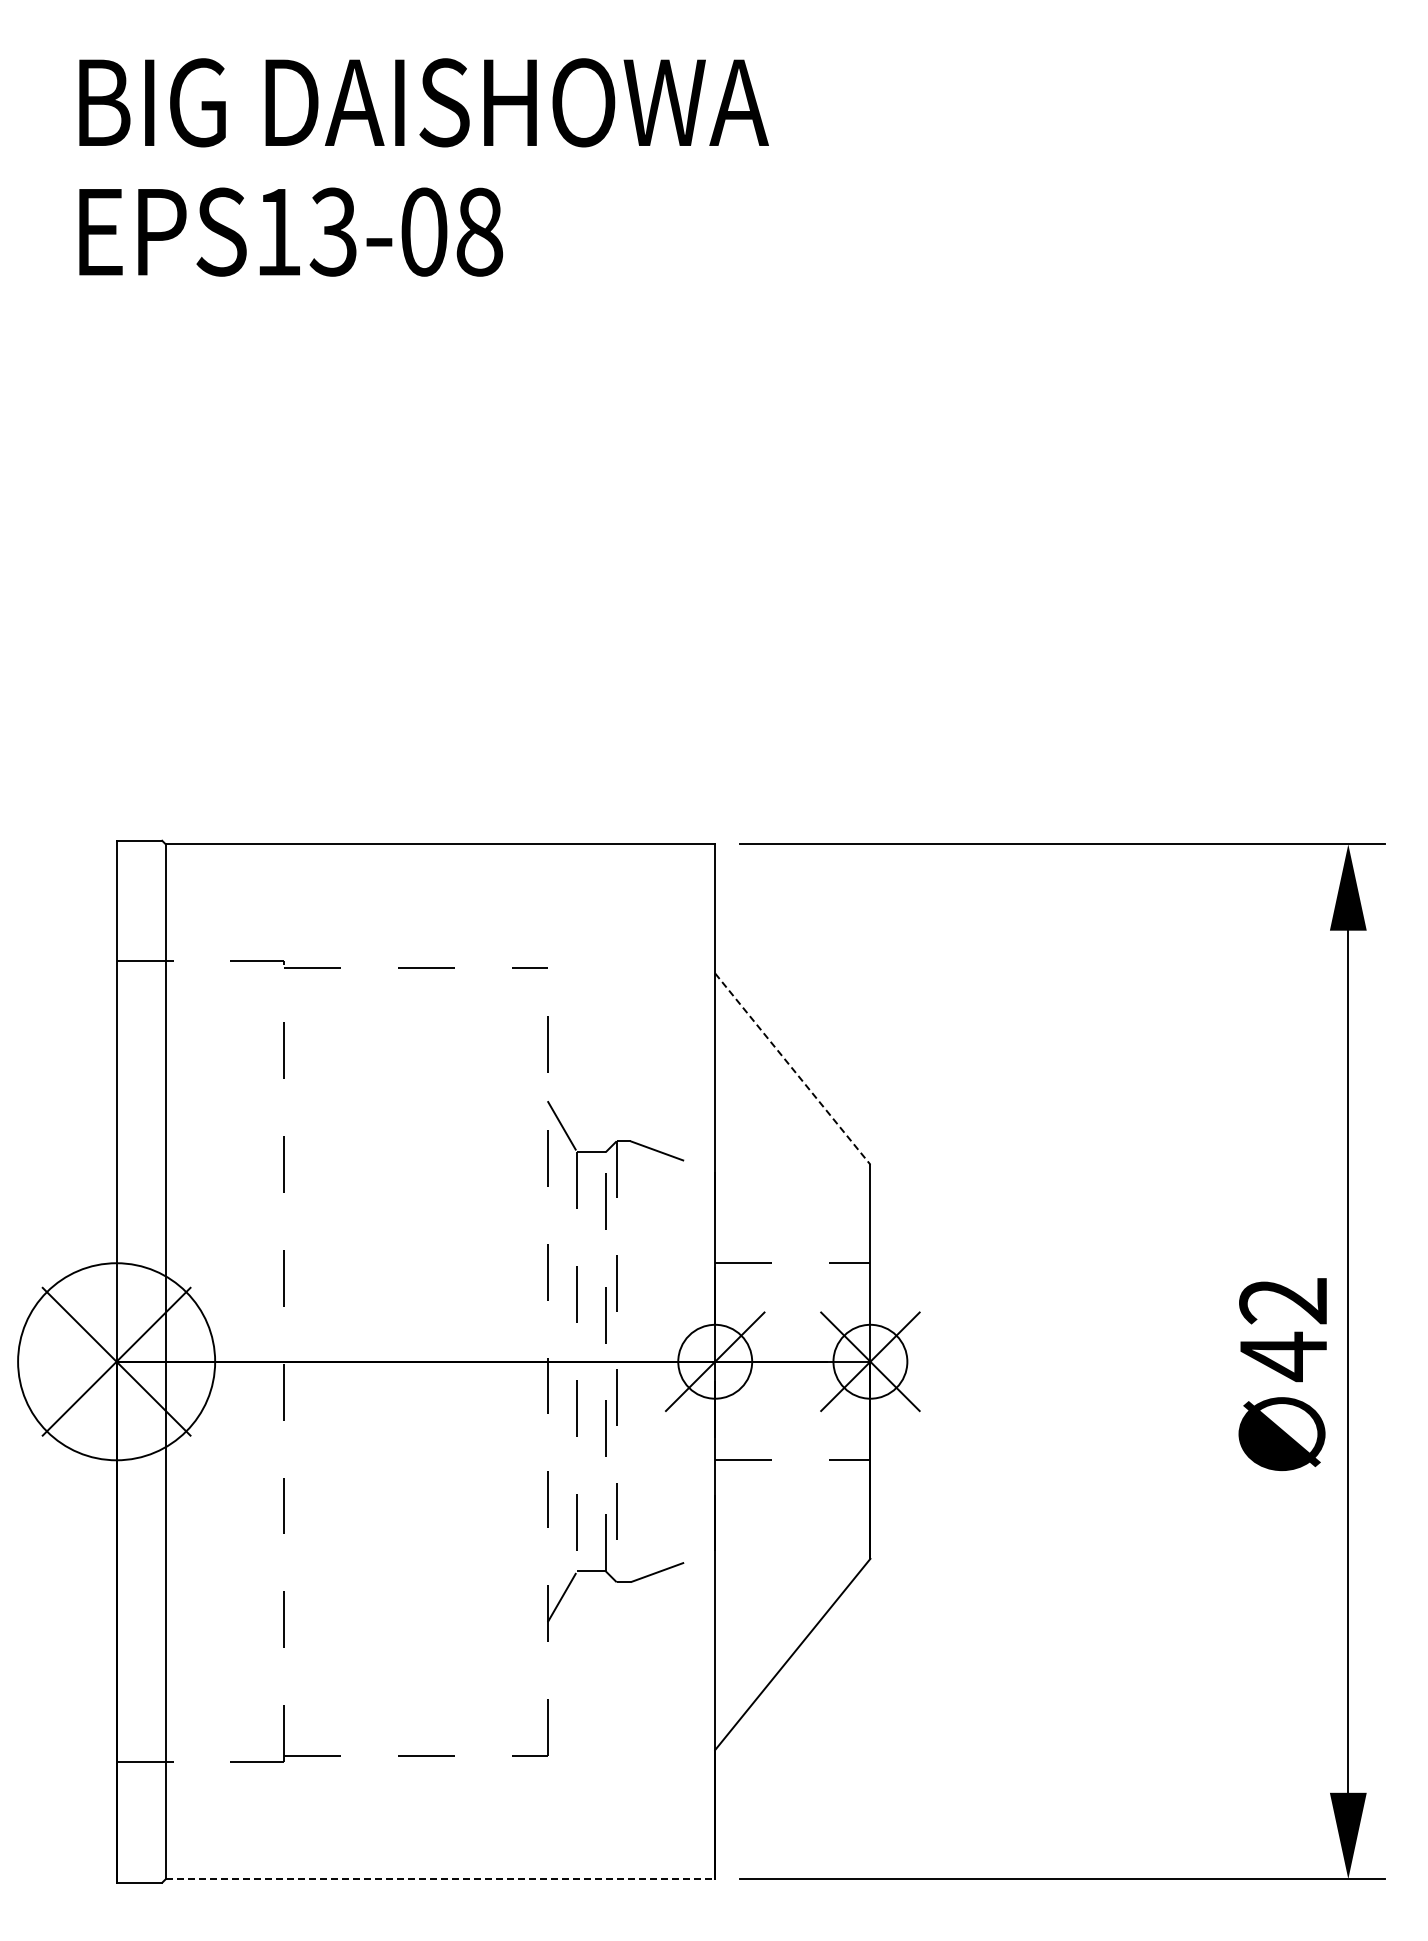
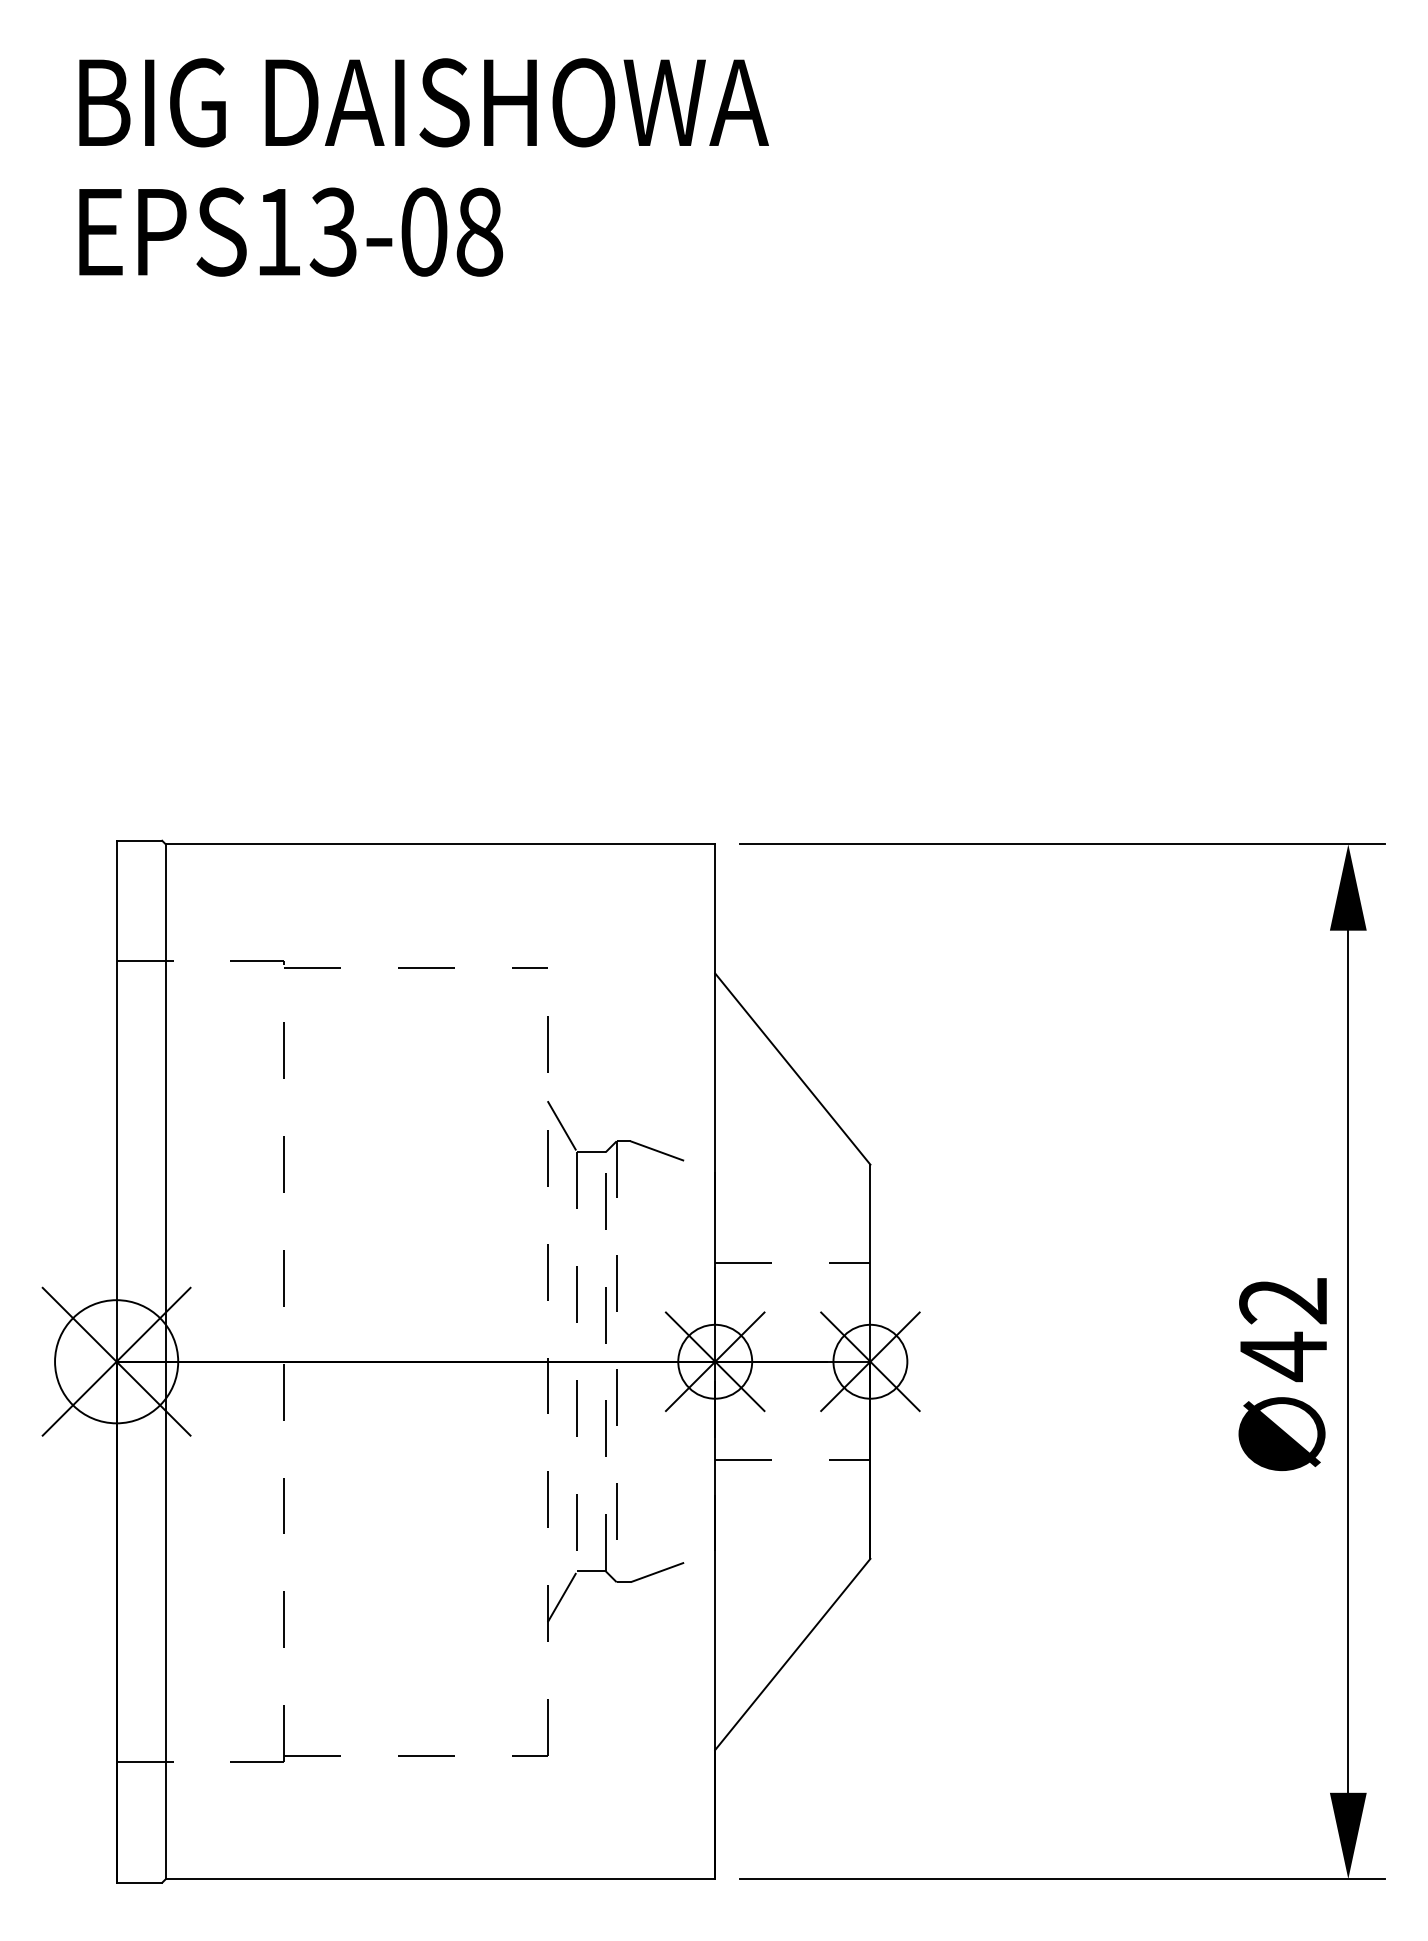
line: dashed -> solid (793, 1069)
circle diameter: 197 px -> 123 px (116, 1361)
line: none -> present (714, 1361)
line: dashed -> solid (440, 1879)
